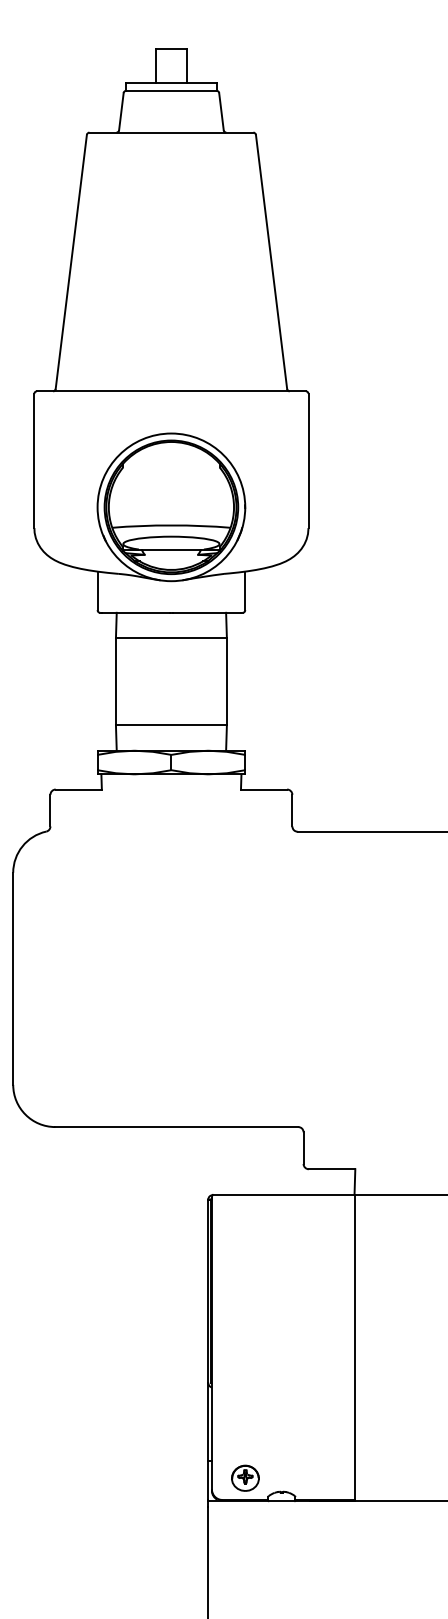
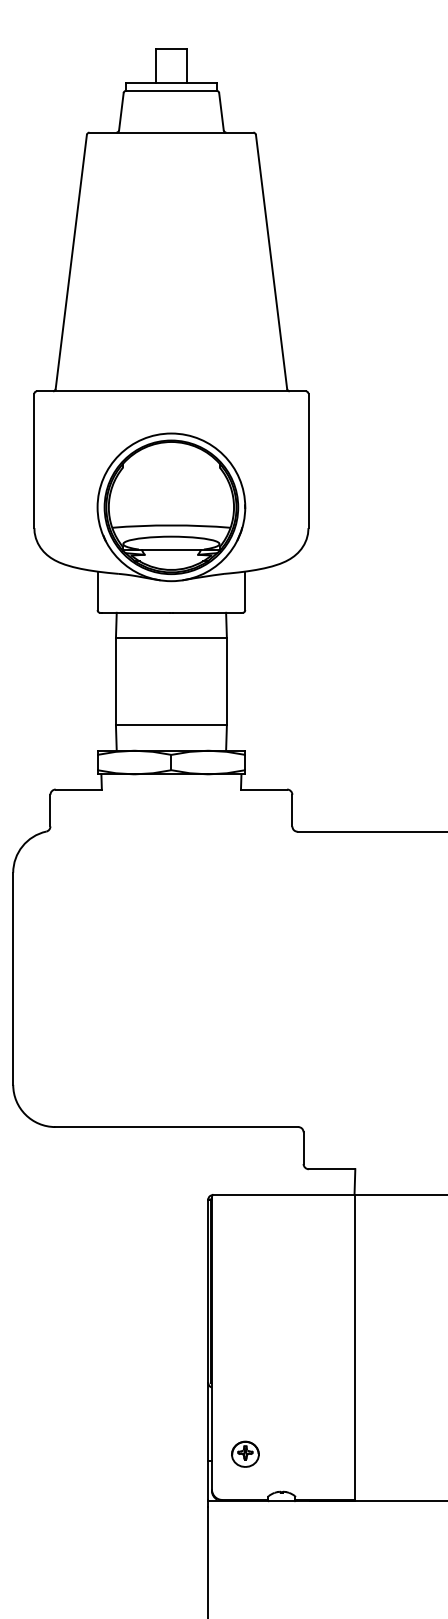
part position: (245, 1477) -> (245, 1453) (245, 1453)
